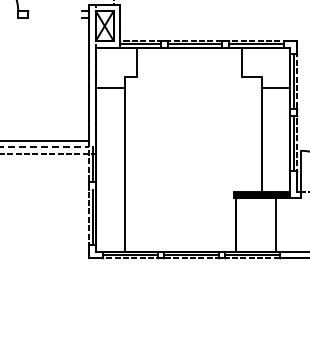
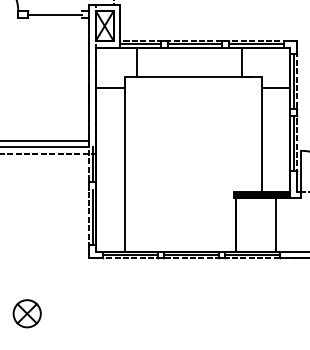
line: none -> present (54, 14)
line: none -> present (192, 76)
line: dashed -> solid (45, 147)
part: none -> present (26, 313)
